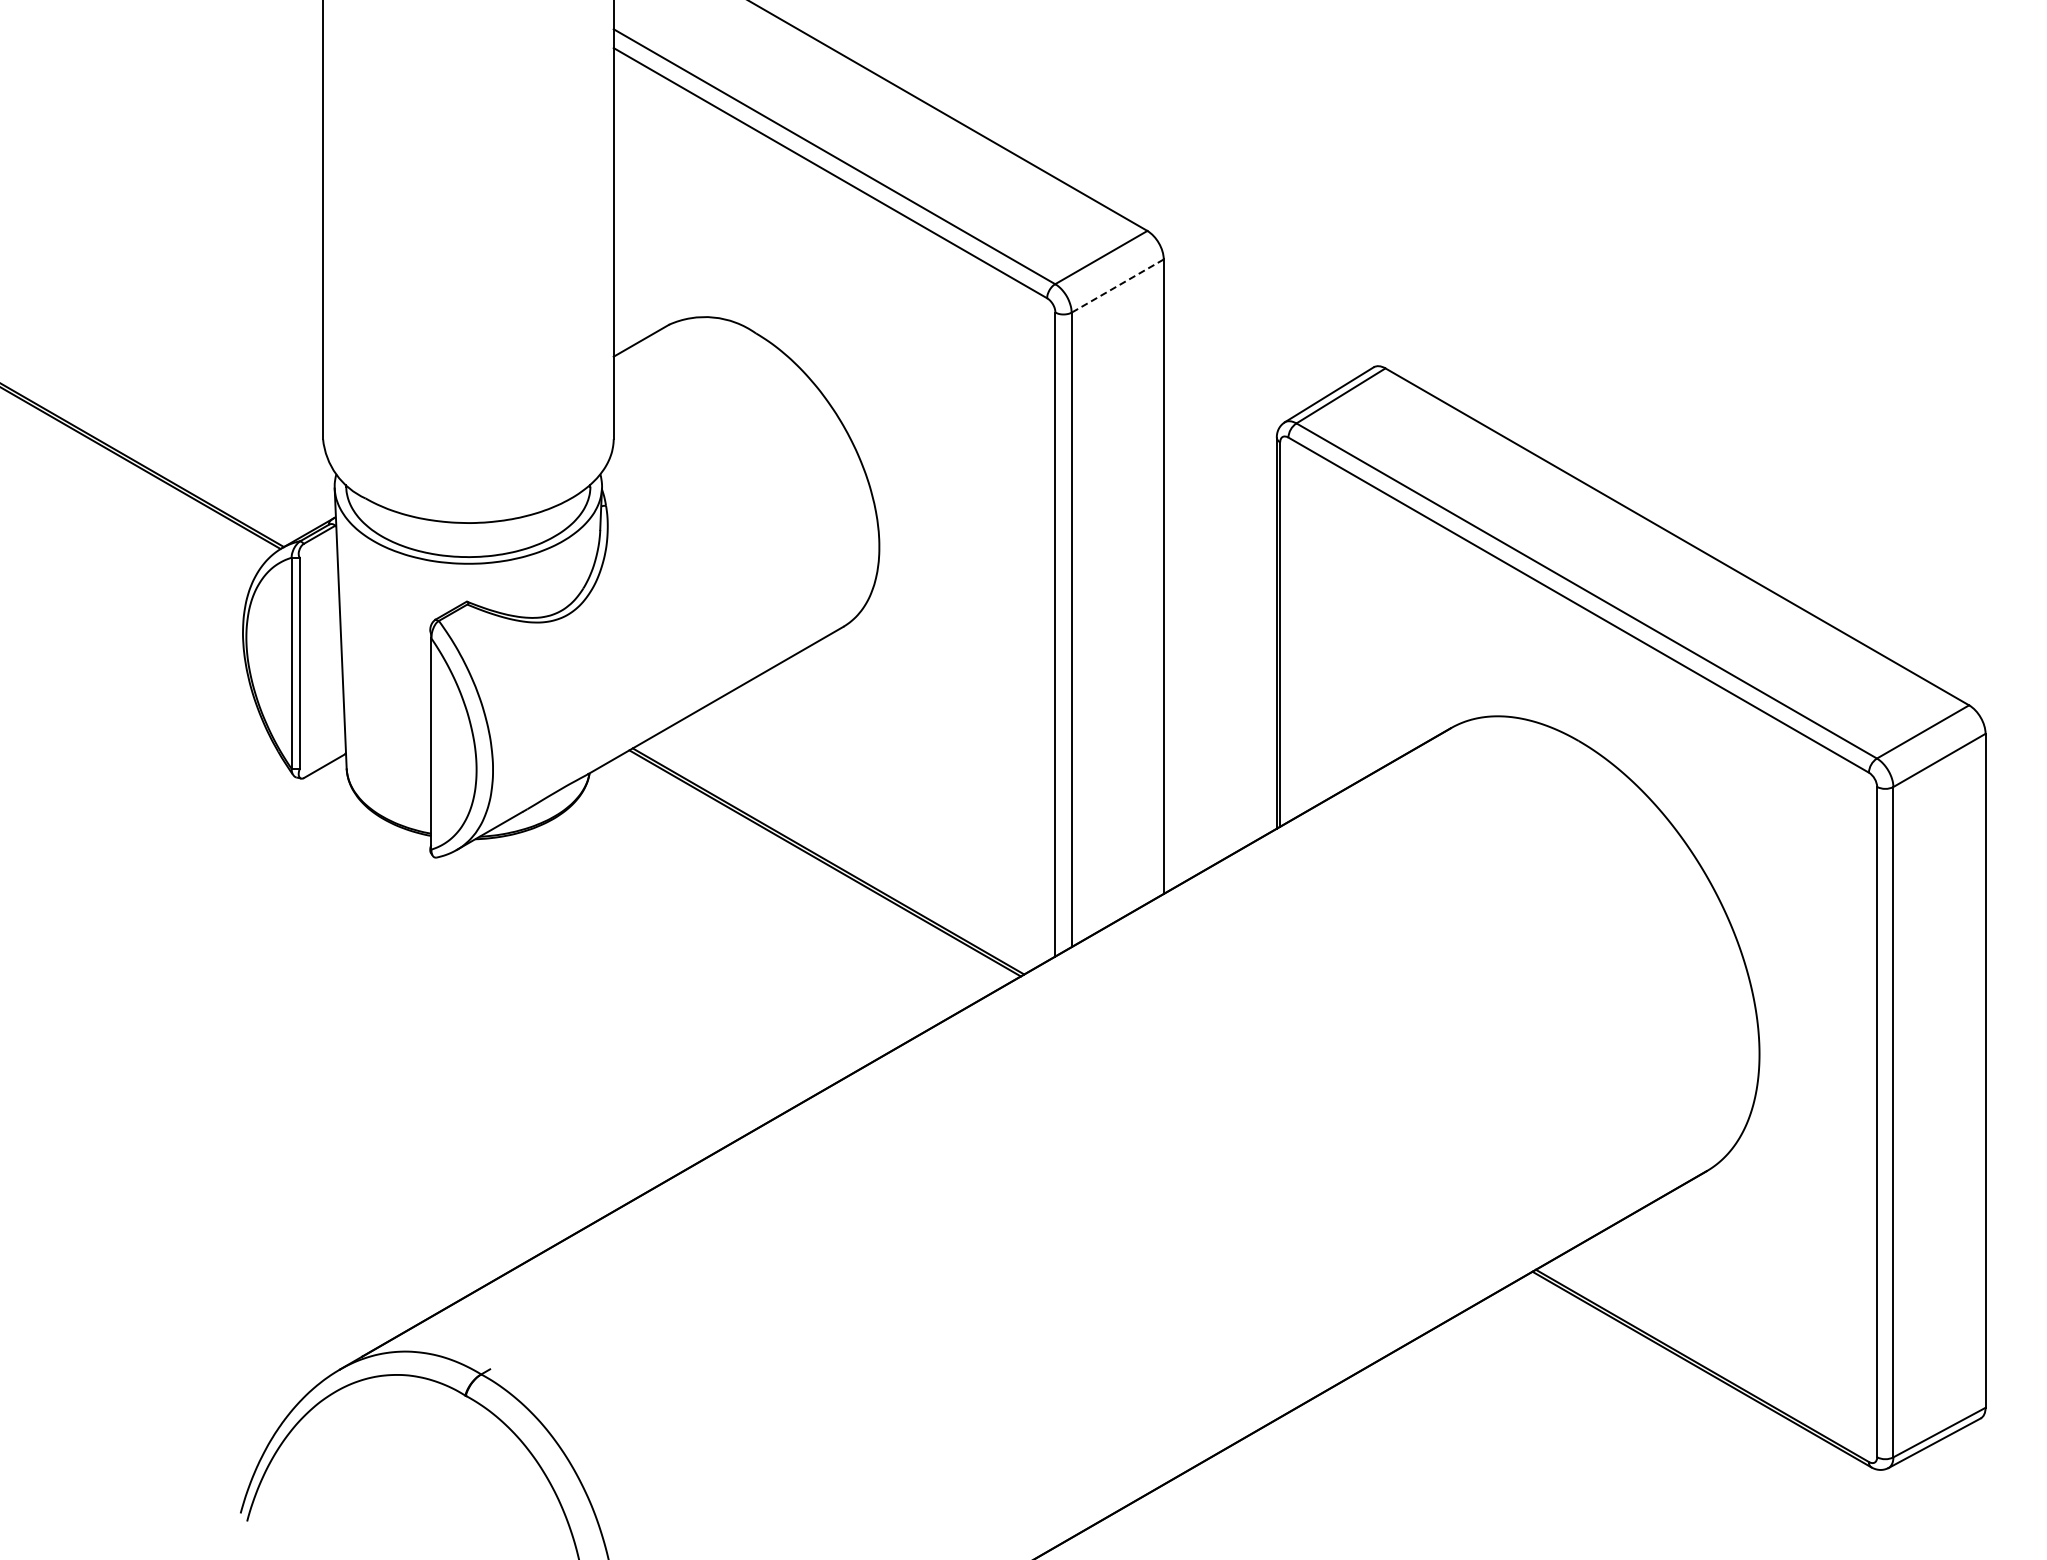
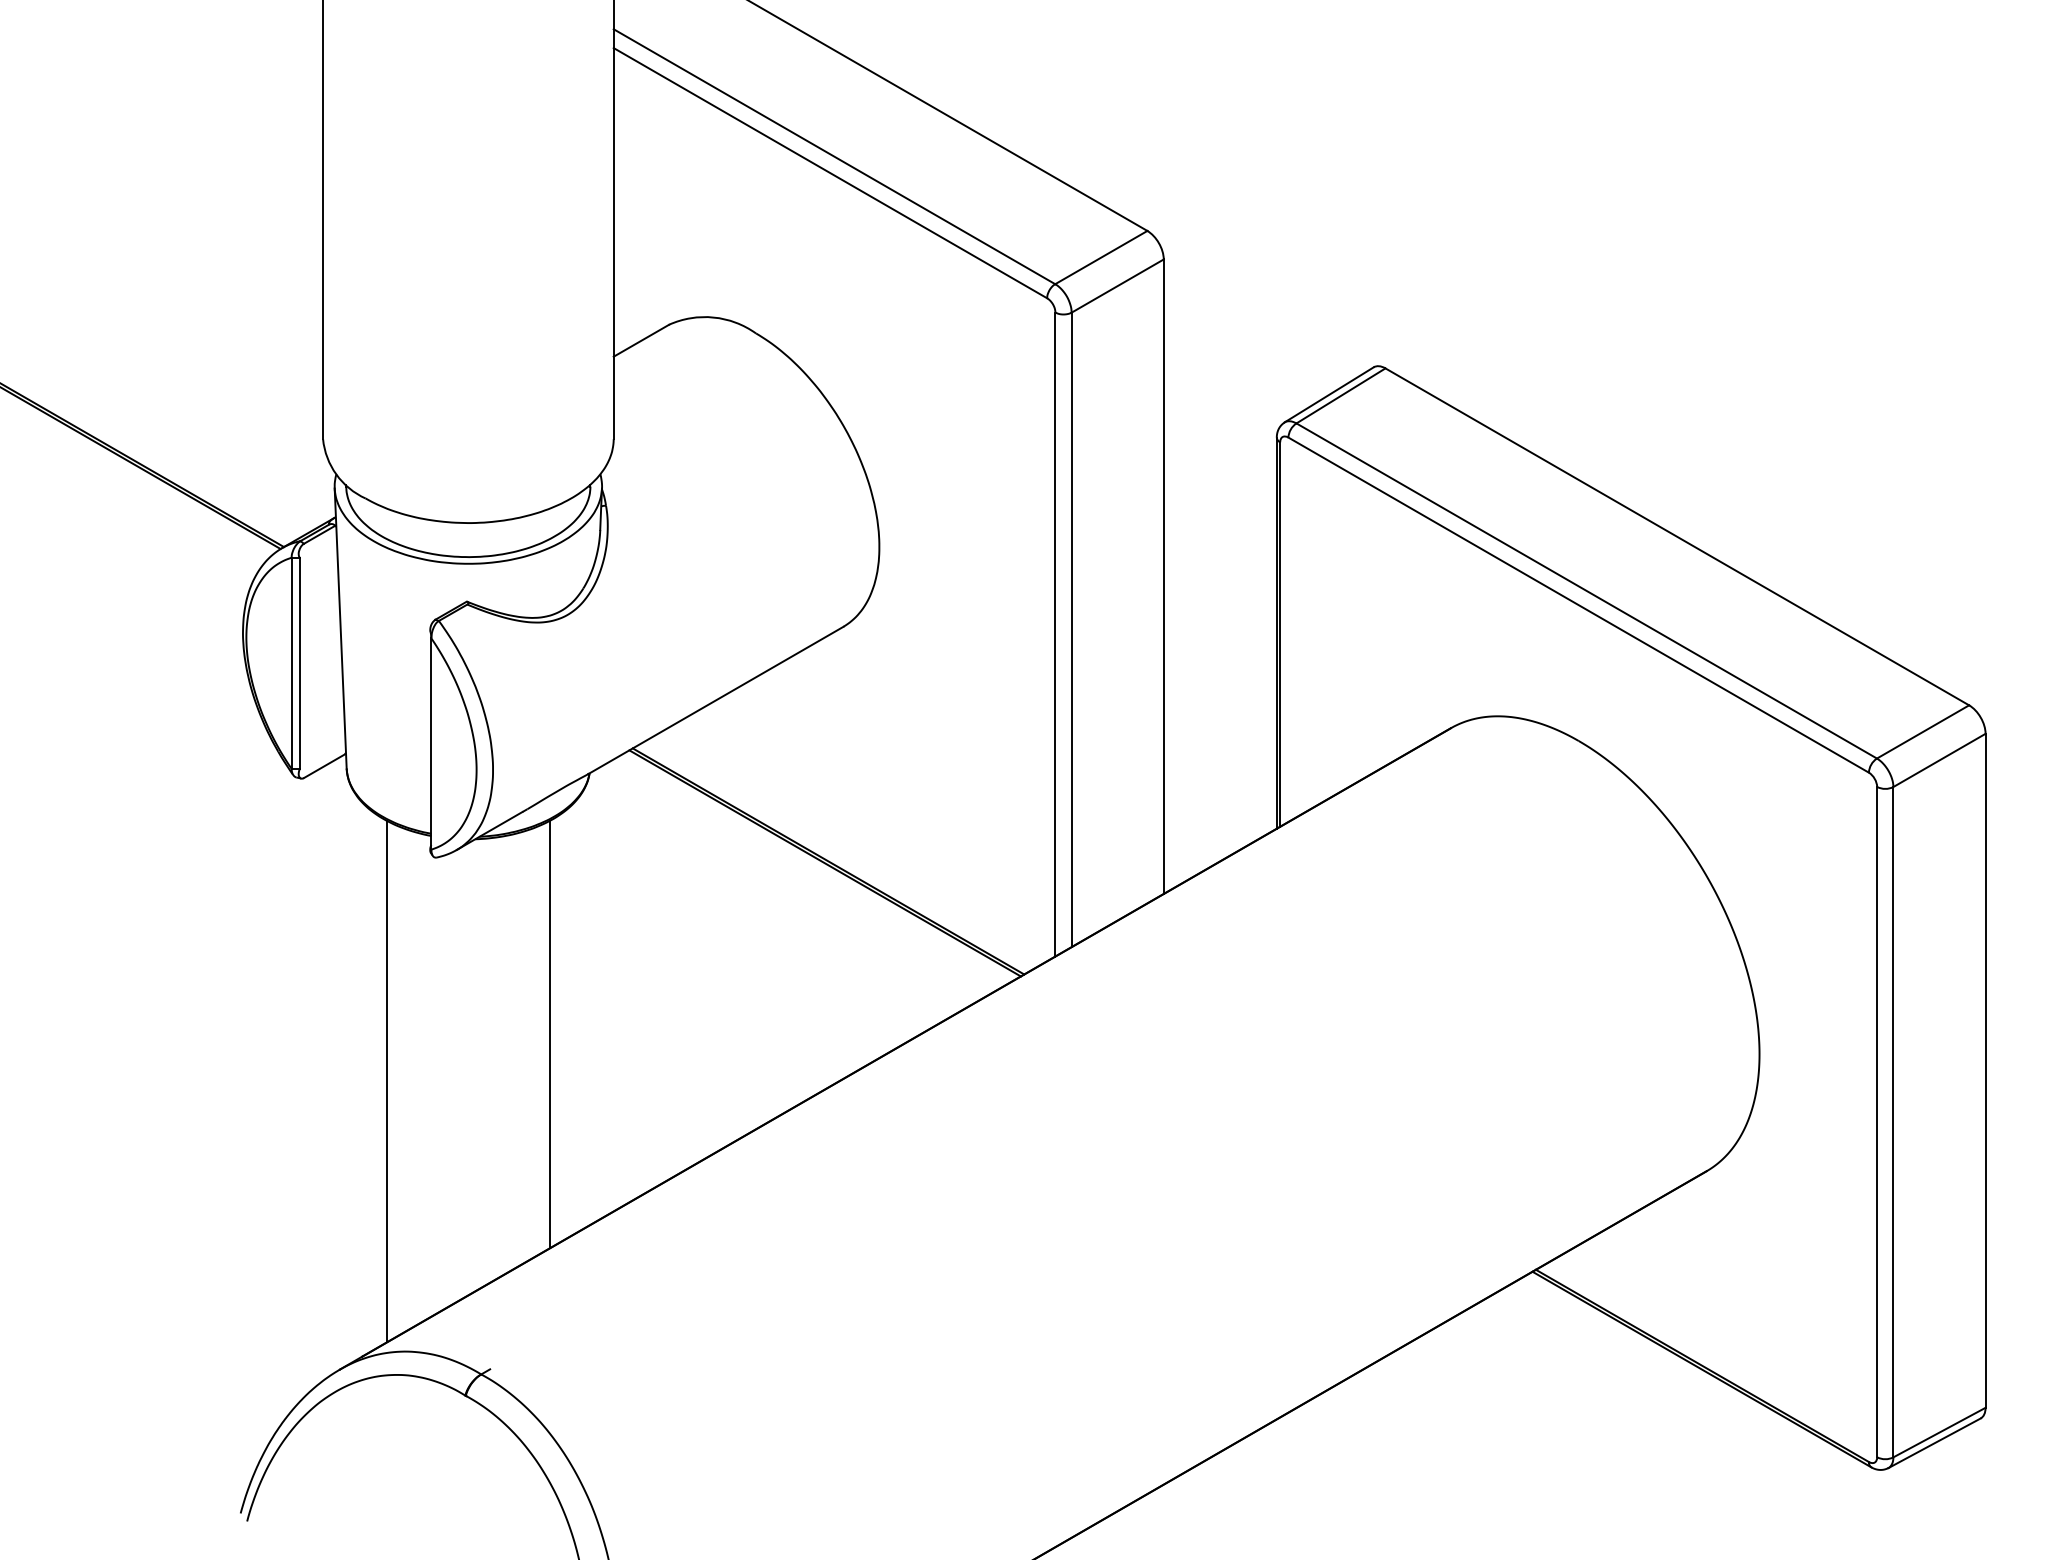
line: dashed -> solid (1117, 286)
line: none -> present (549, 1034)
line: none -> present (387, 1081)
